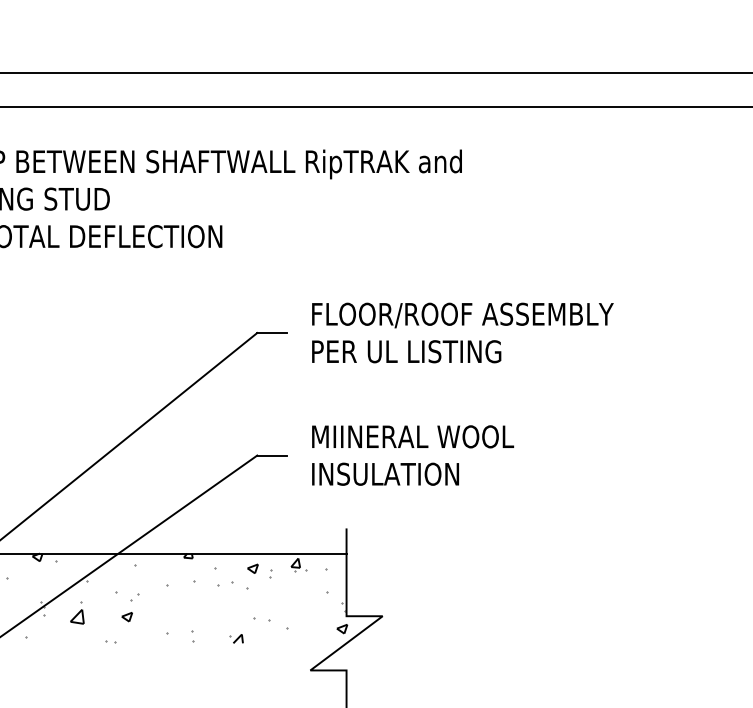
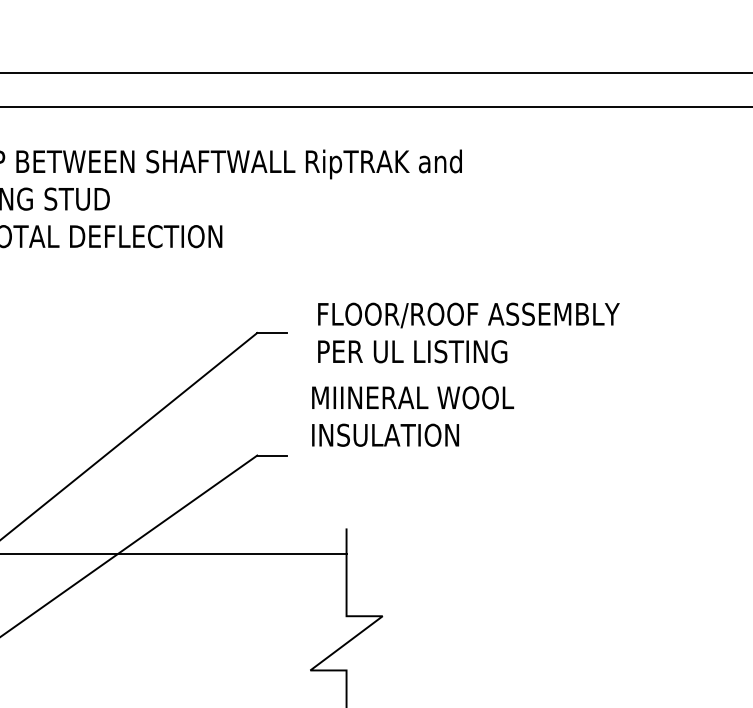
text position: (462, 332) -> (468, 332) (468, 332)
text position: (413, 455) -> (413, 416) (413, 416)
hatch: present -> none (177, 598)
